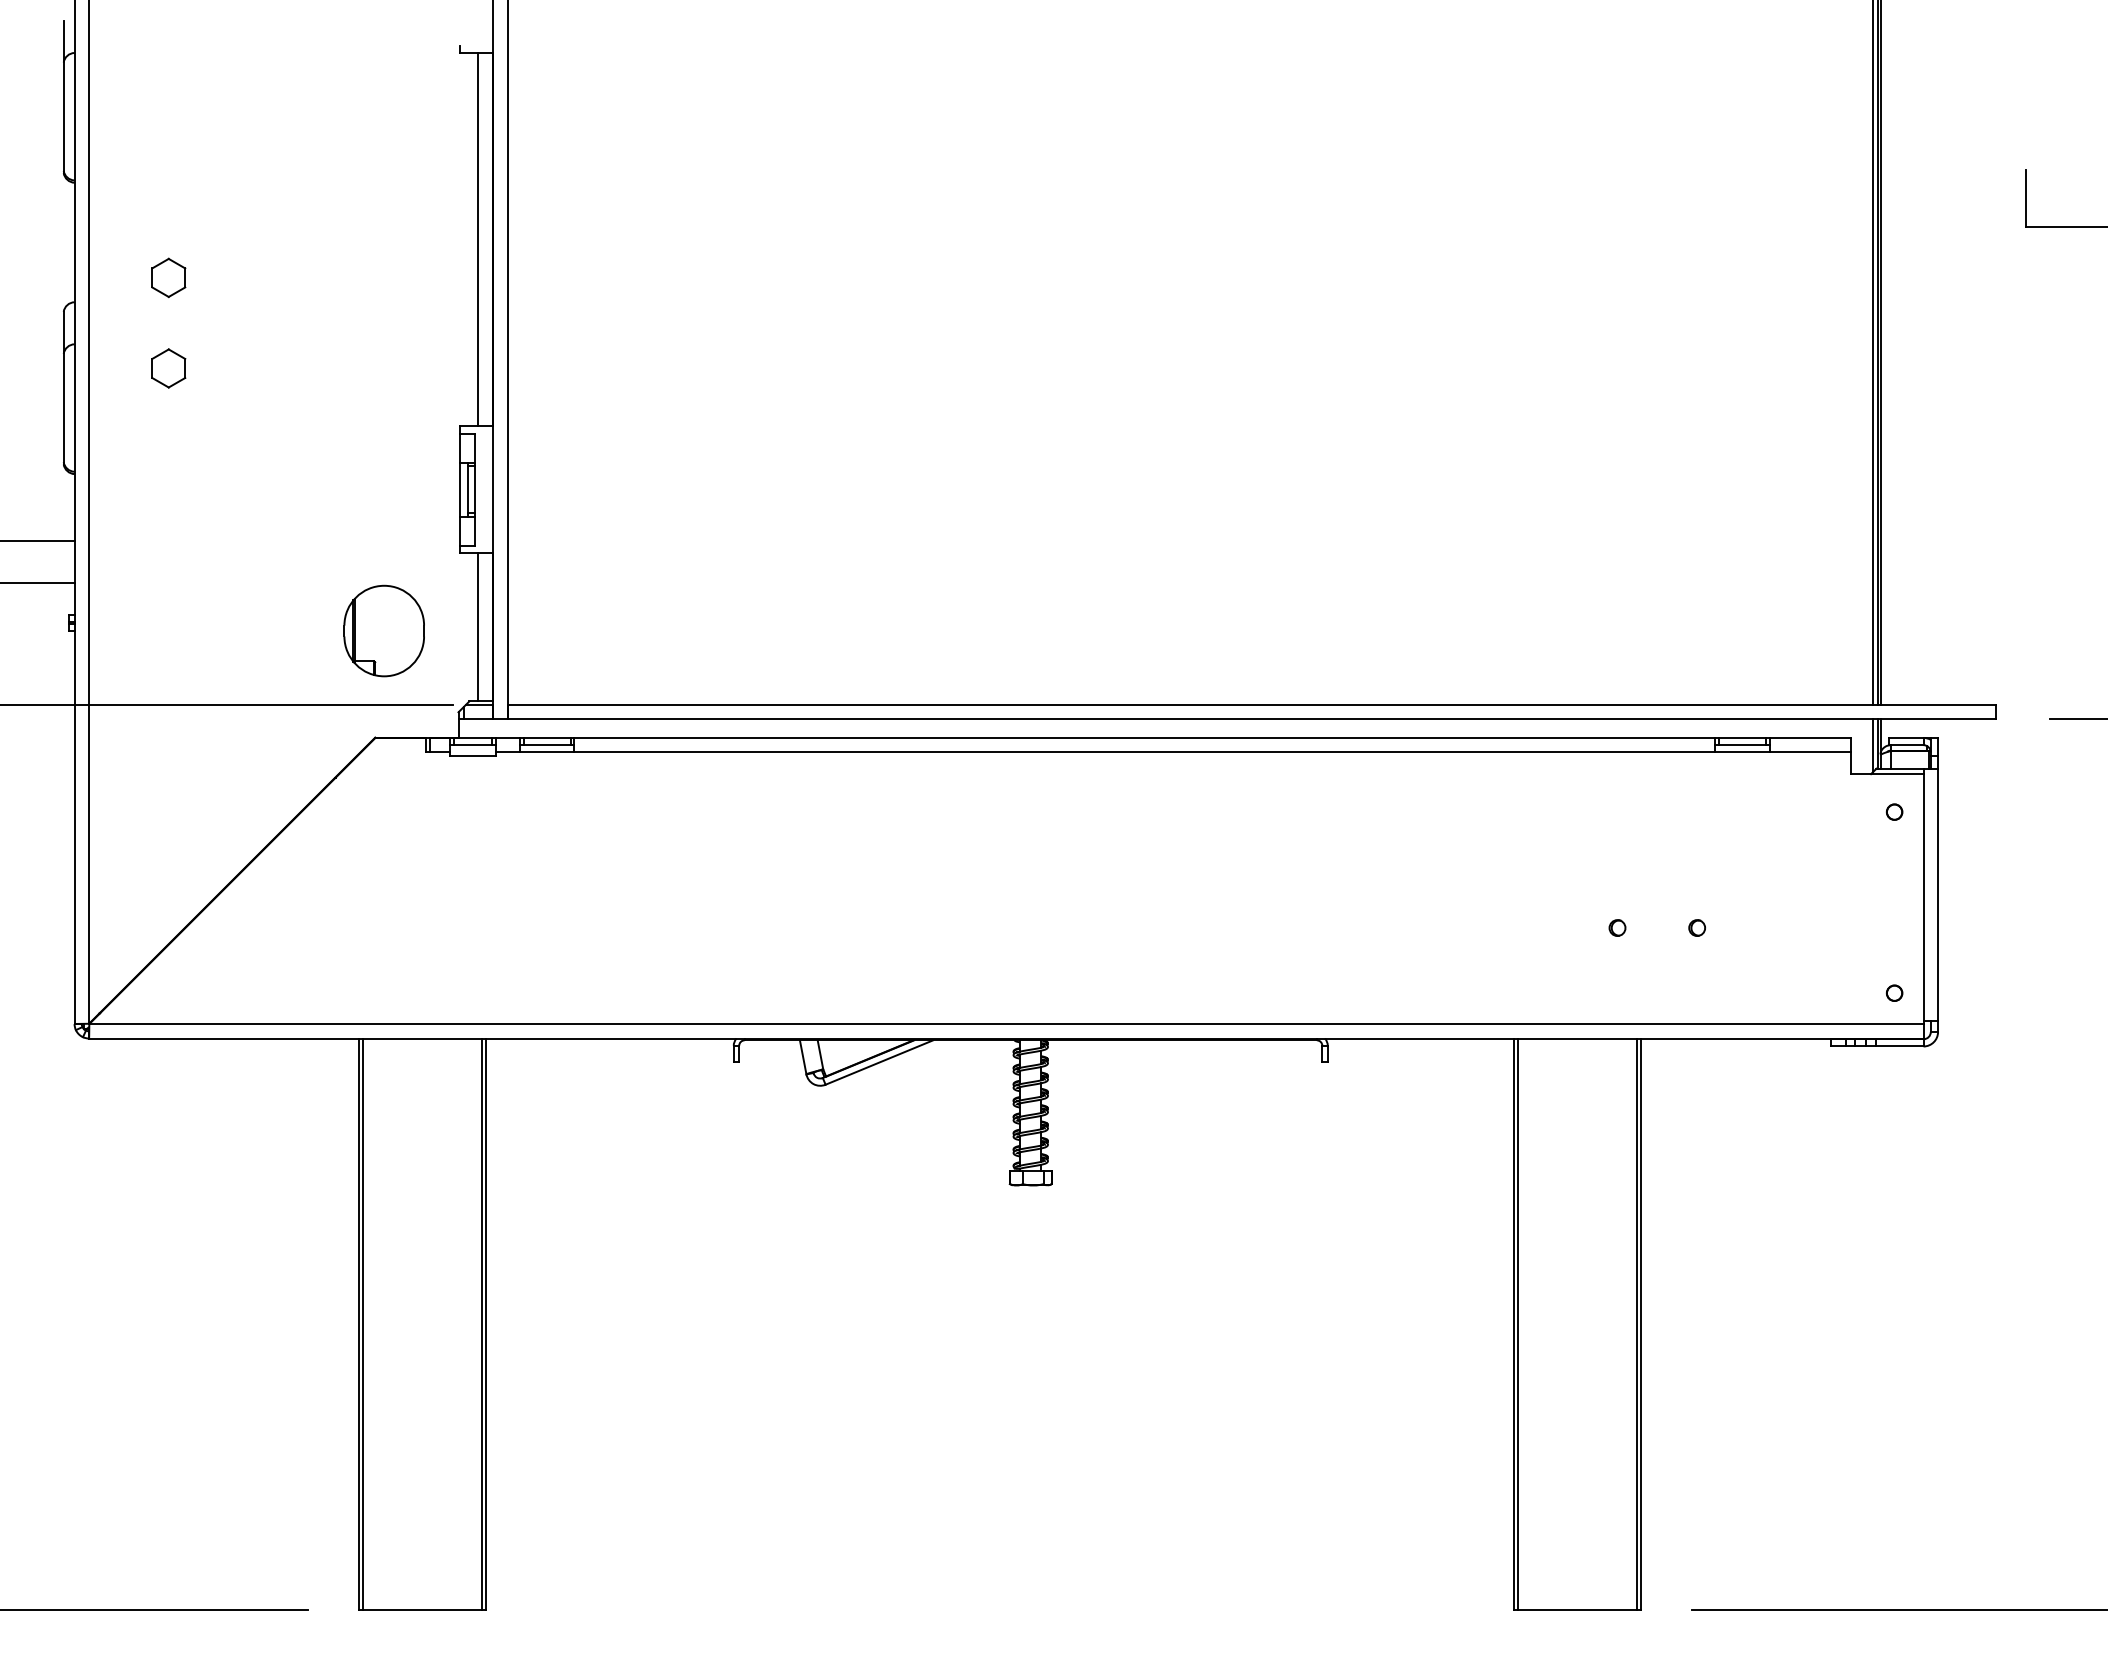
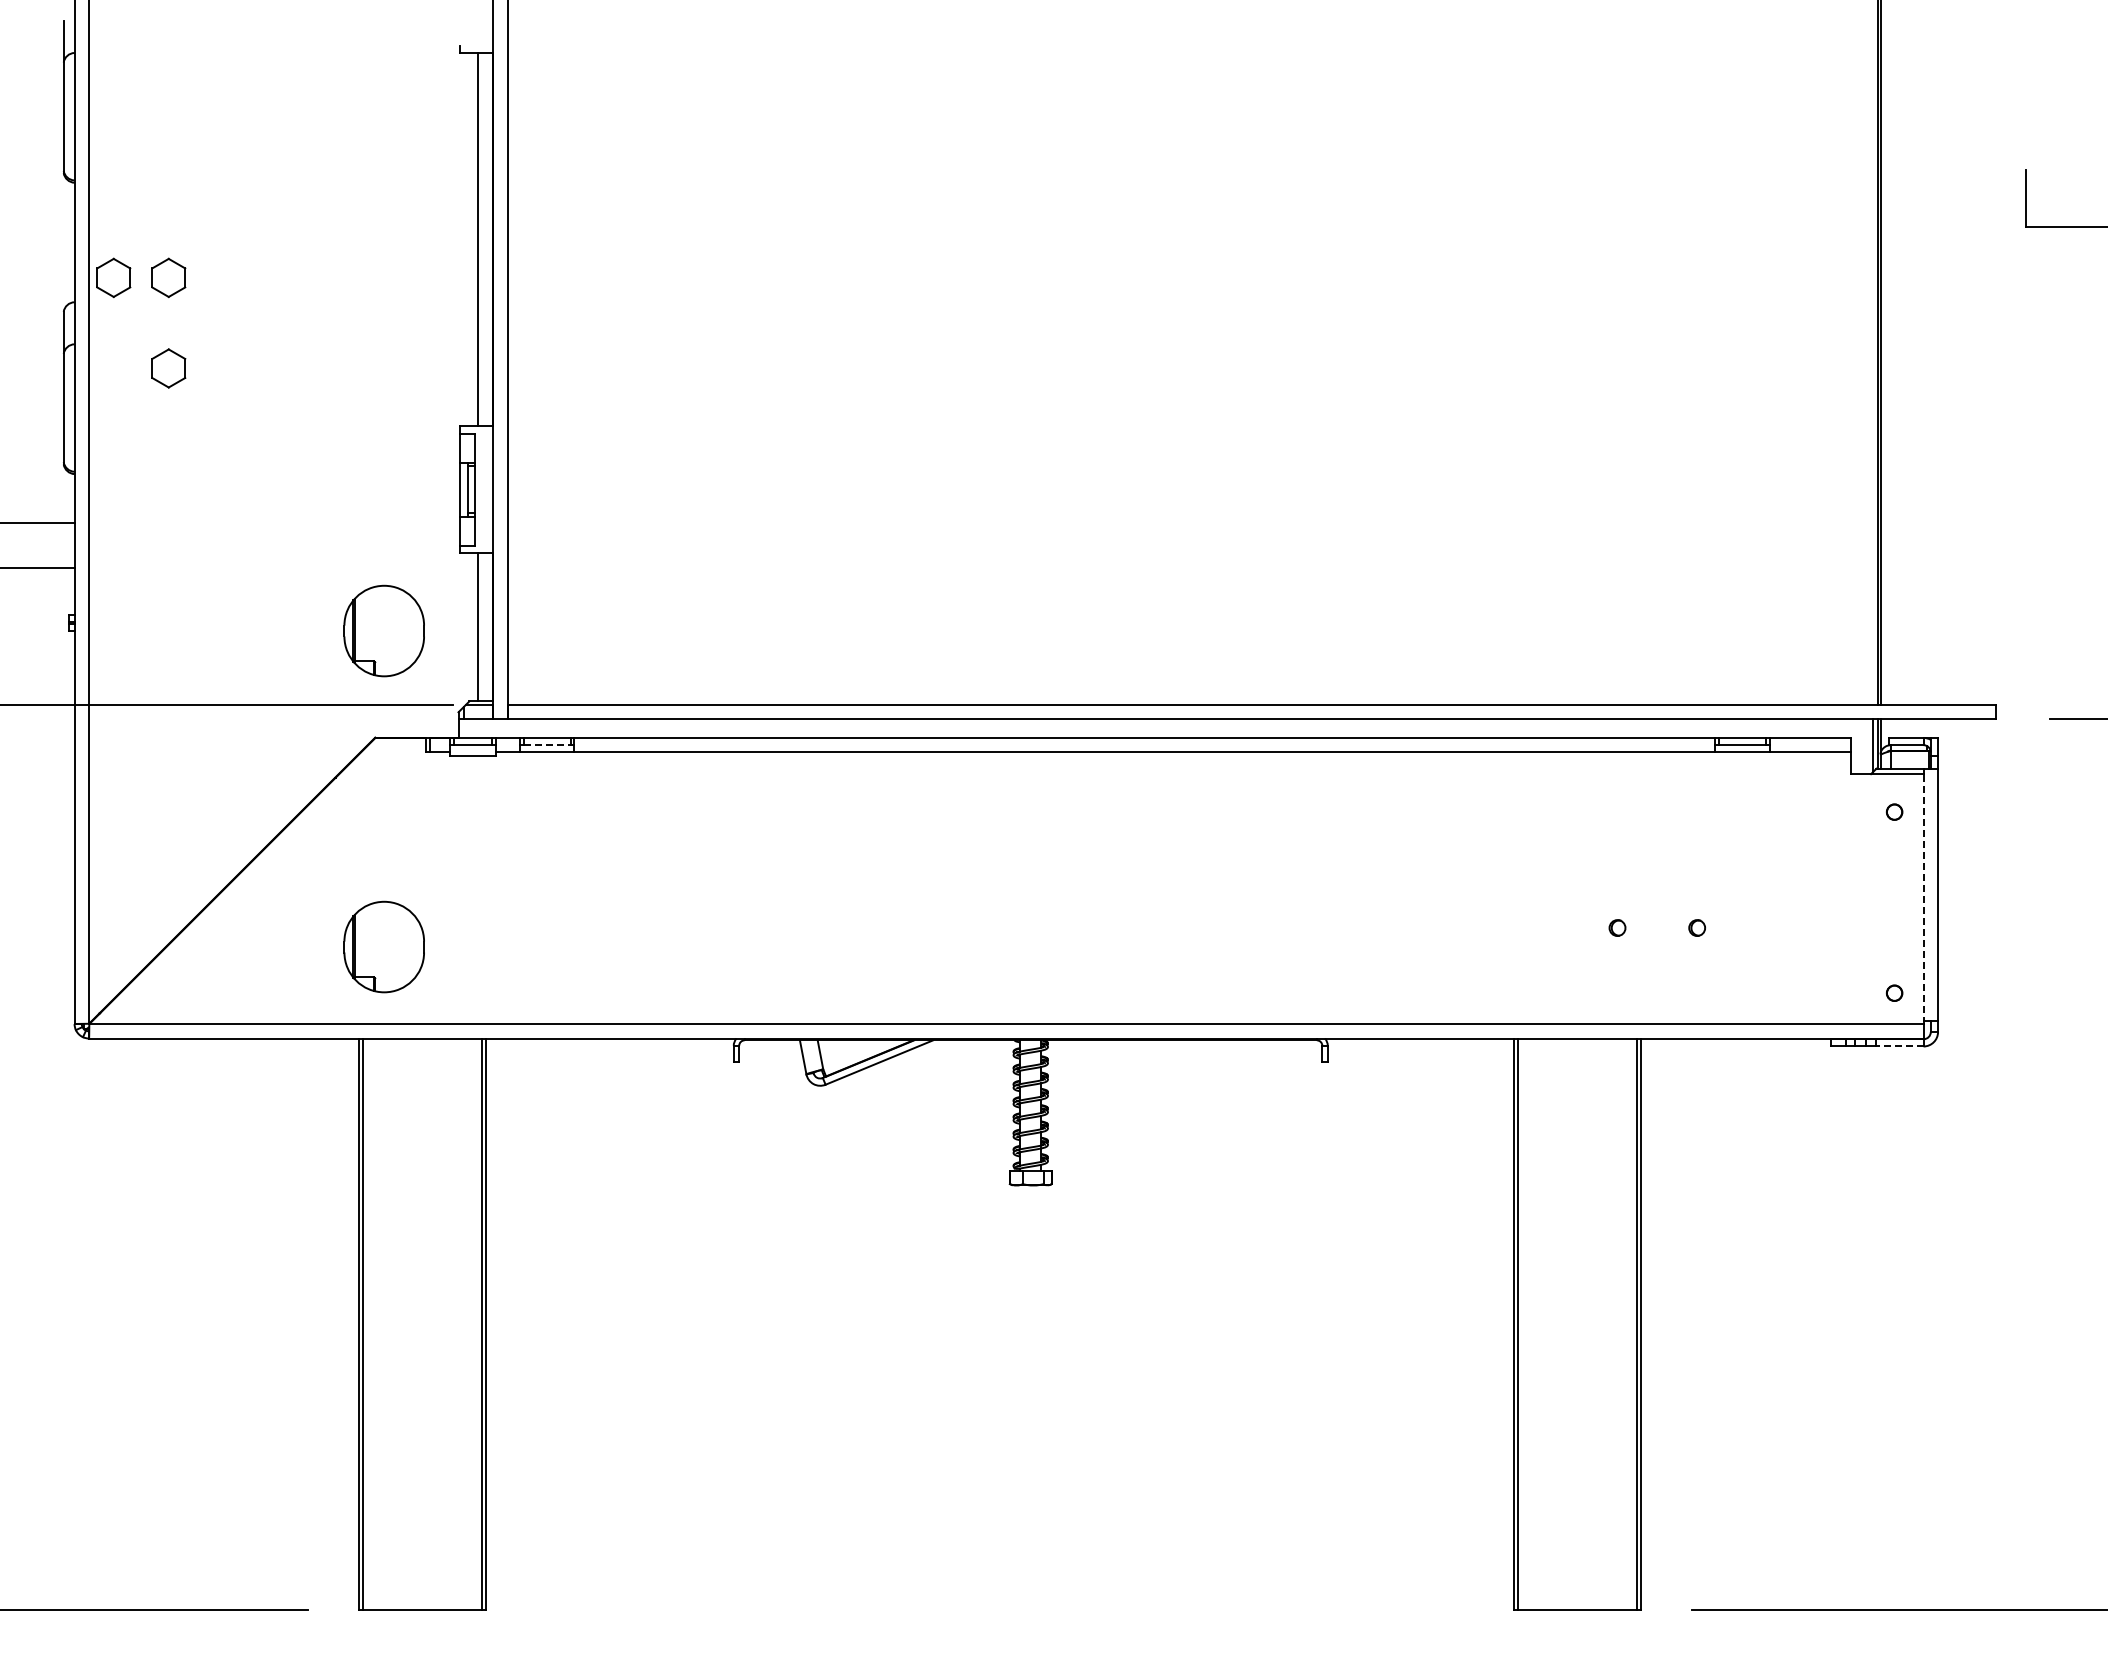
part: none -> present (113, 277)
line: present -> none (1872, 353)
line position: (38, 540) -> (38, 522) (38, 522)
line position: (38, 582) -> (38, 567) (38, 567)
line: solid -> dashed (547, 745)
line: solid -> dashed (1923, 899)
part: none -> present (383, 946)
line: solid -> dashed (1900, 1046)
